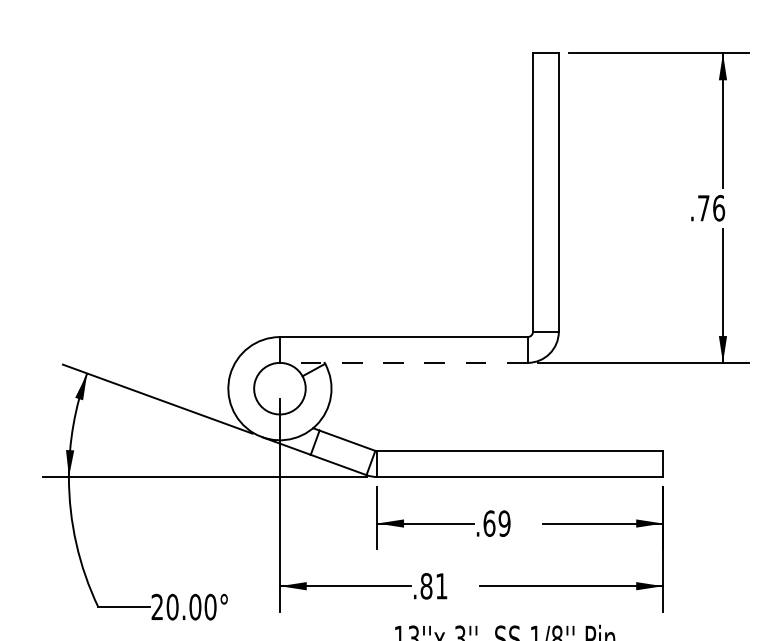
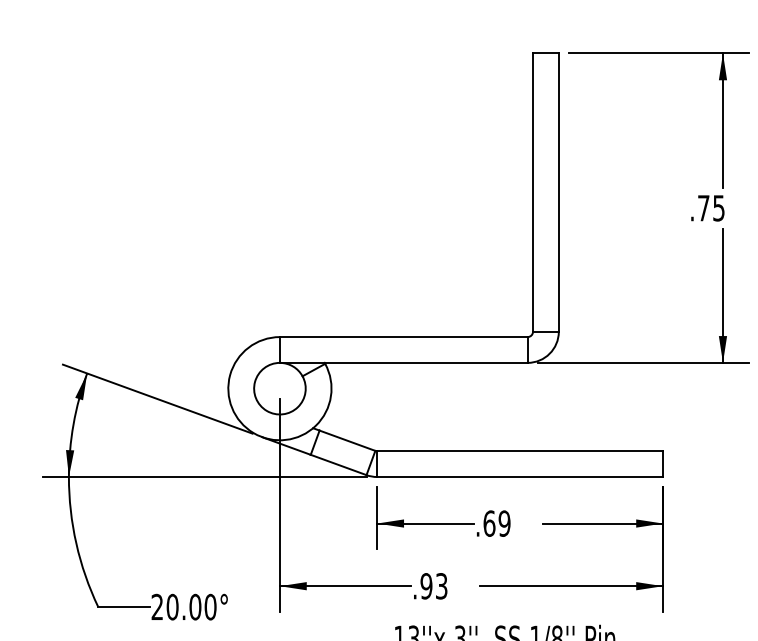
text: .76 -> .75 (719, 208)
line: dashed -> solid (403, 362)
text: .81 -> .93 (433, 586)
